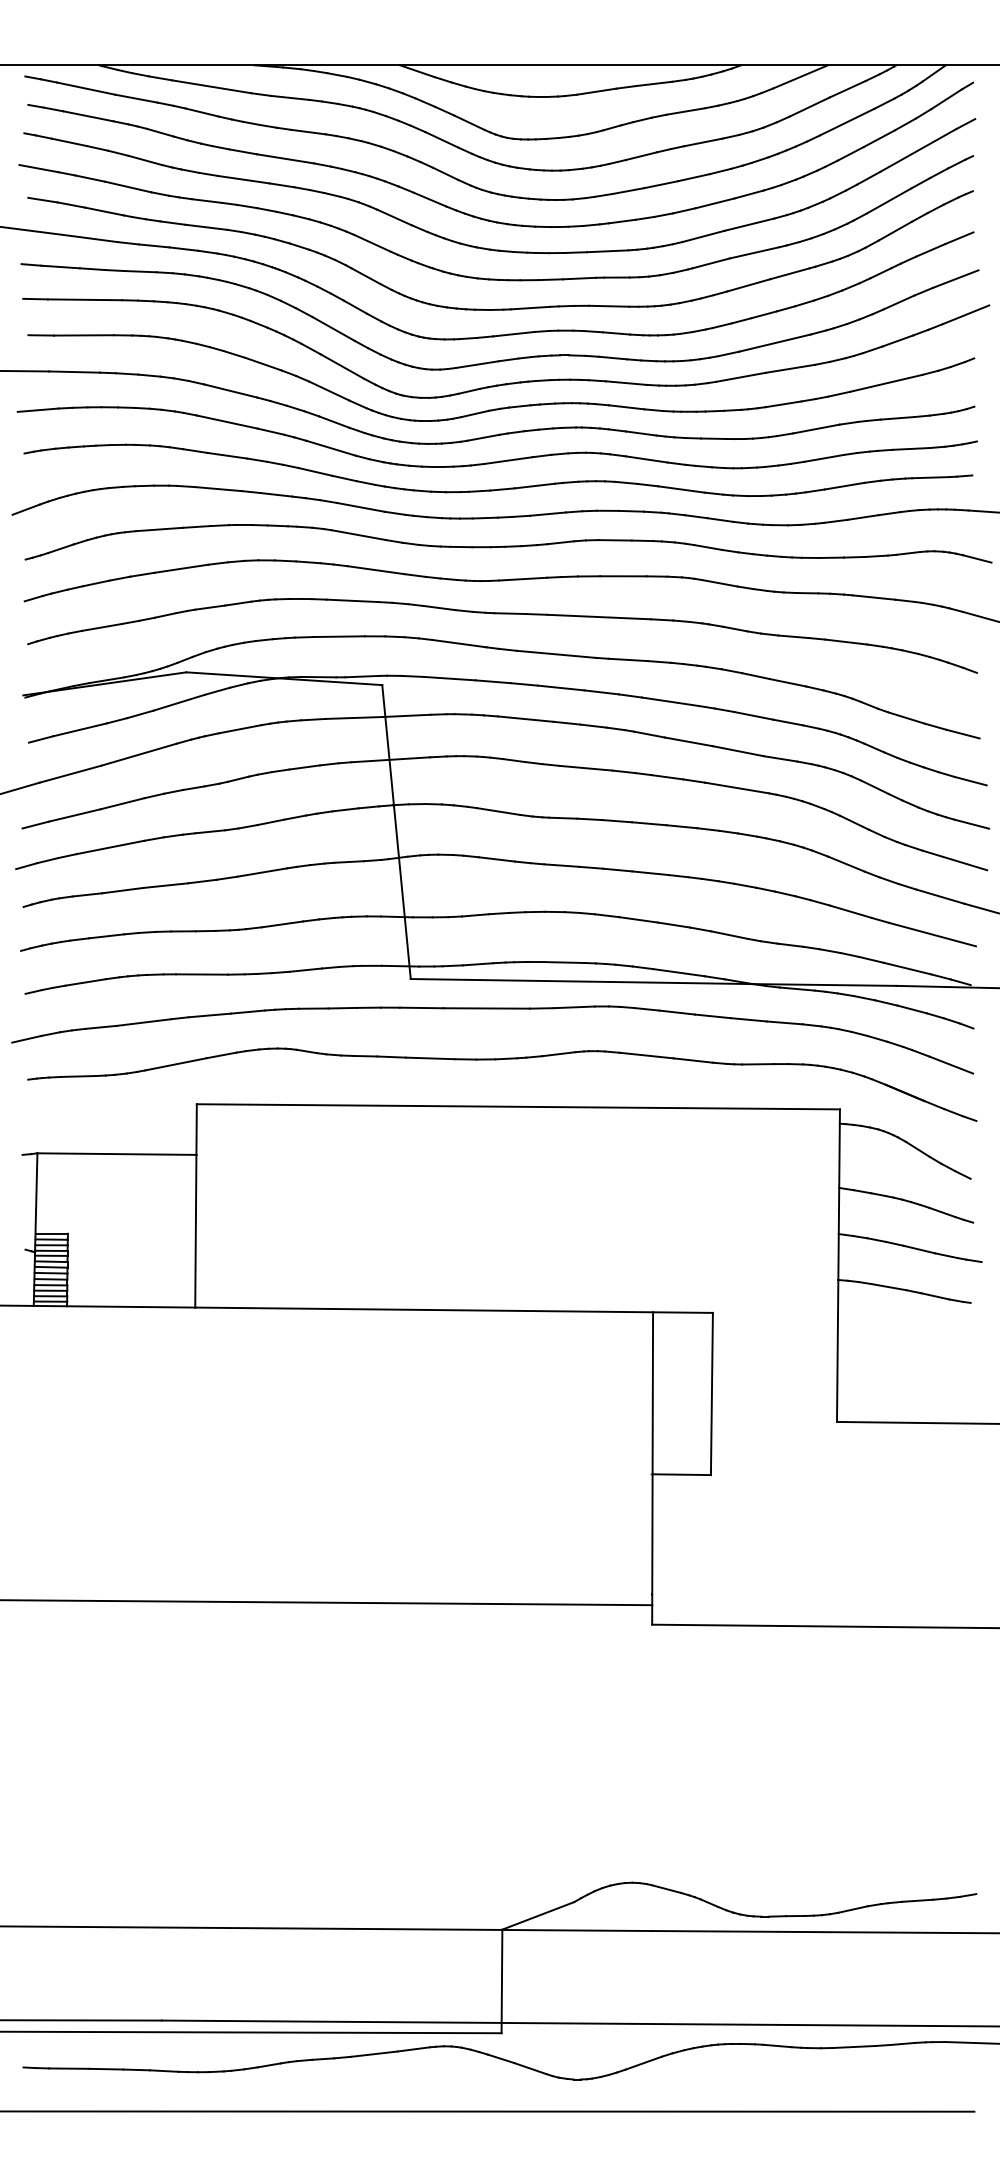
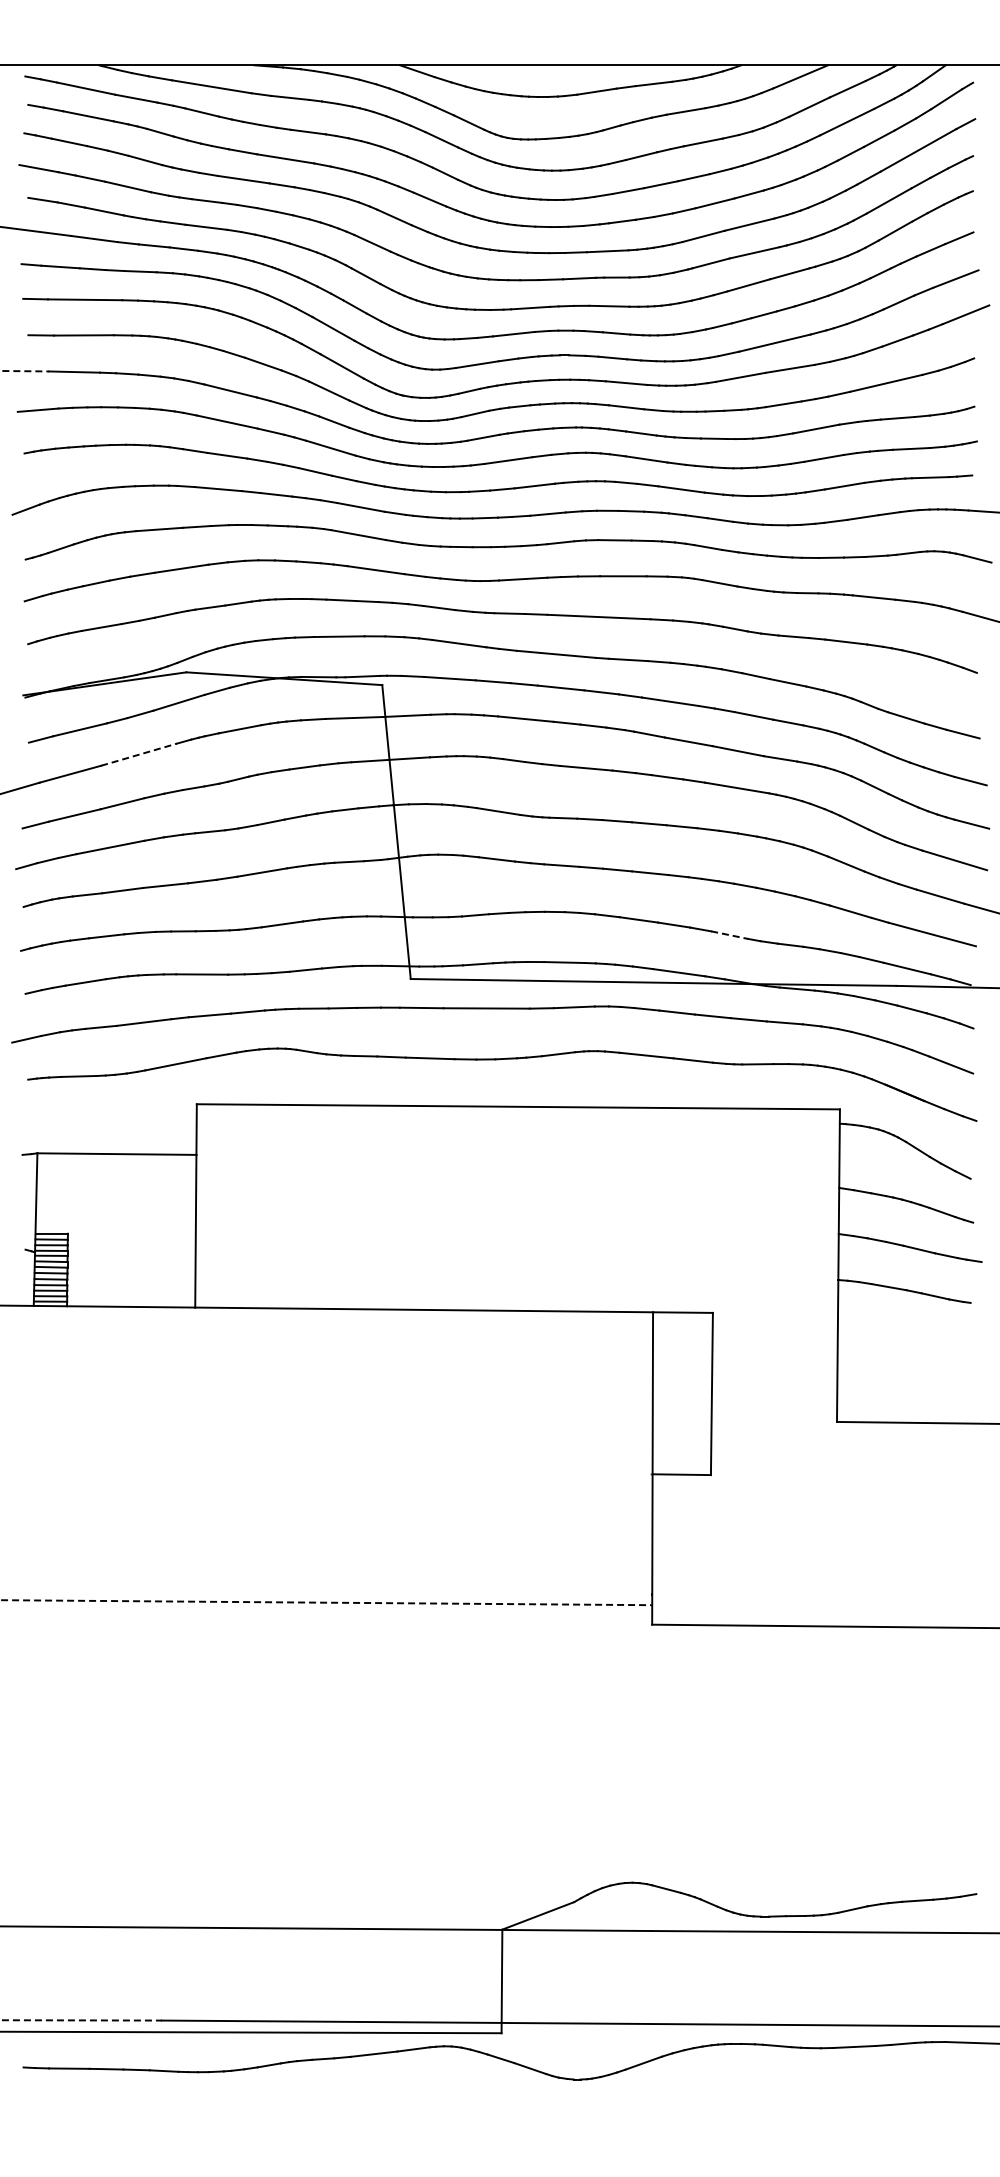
line: solid -> dashed (25, 371)
line: solid -> dashed (139, 754)
line: solid -> dashed (729, 935)
line: solid -> dashed (326, 1602)
line: solid -> dashed (81, 2020)
line: present -> none (488, 2111)
